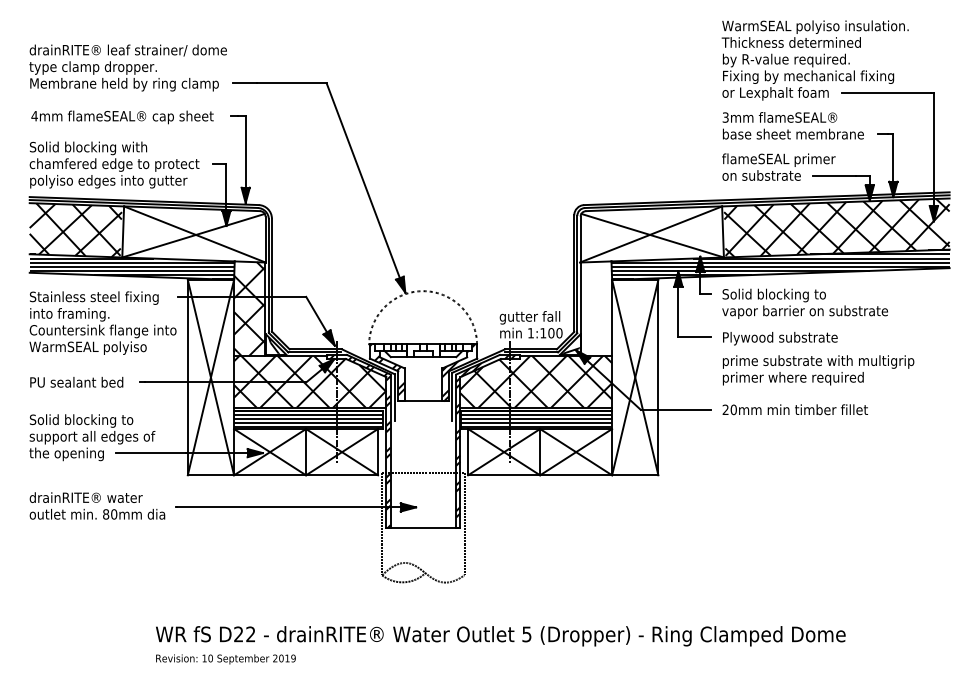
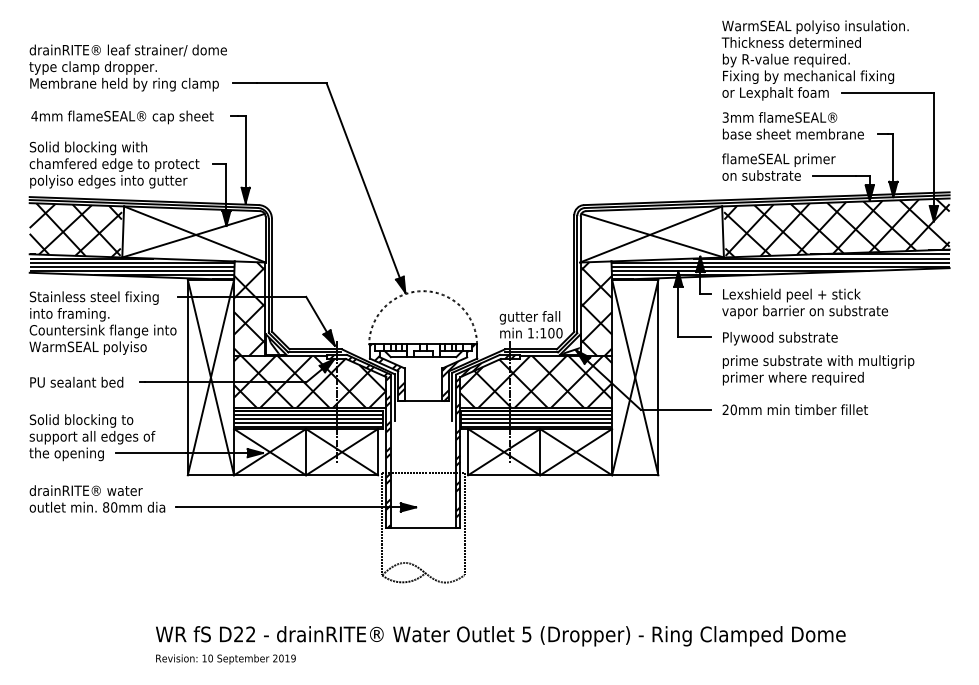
text: Solid blocking to -> Lexshield peel + stick (791, 295)
hatch: none -> present (596, 309)
text position: (97, 505) -> (97, 498) (97, 498)
